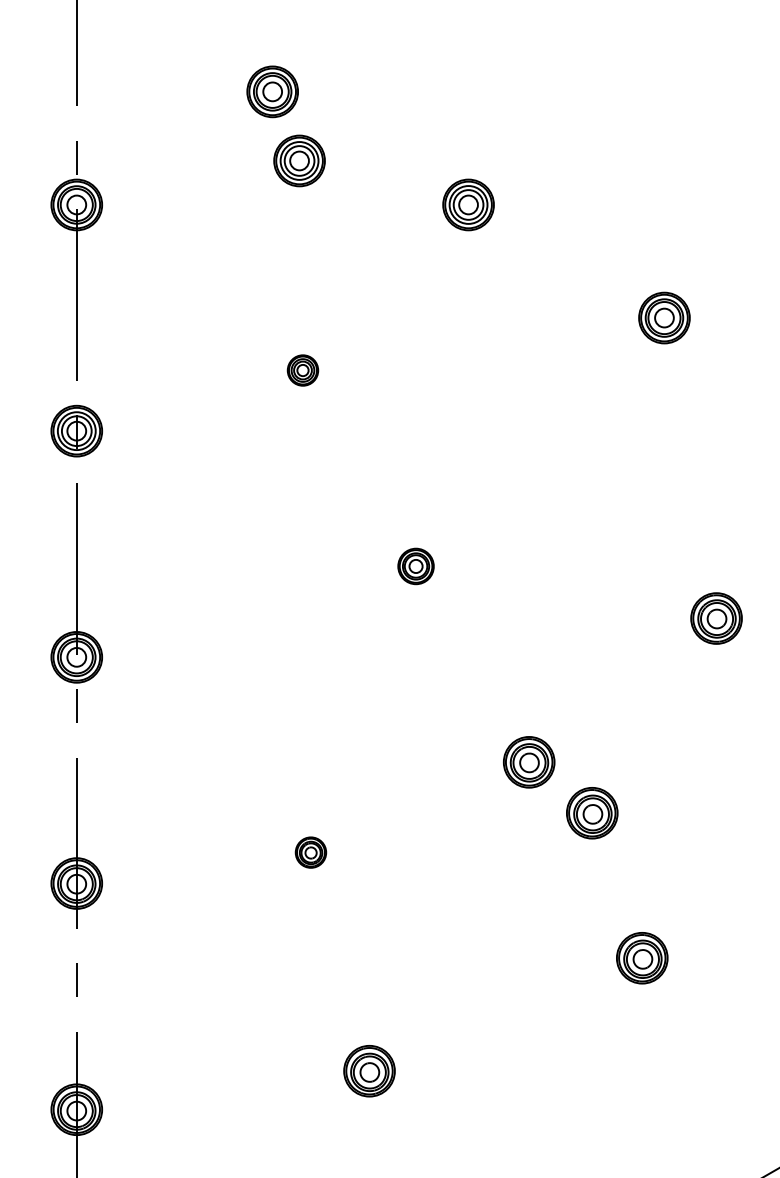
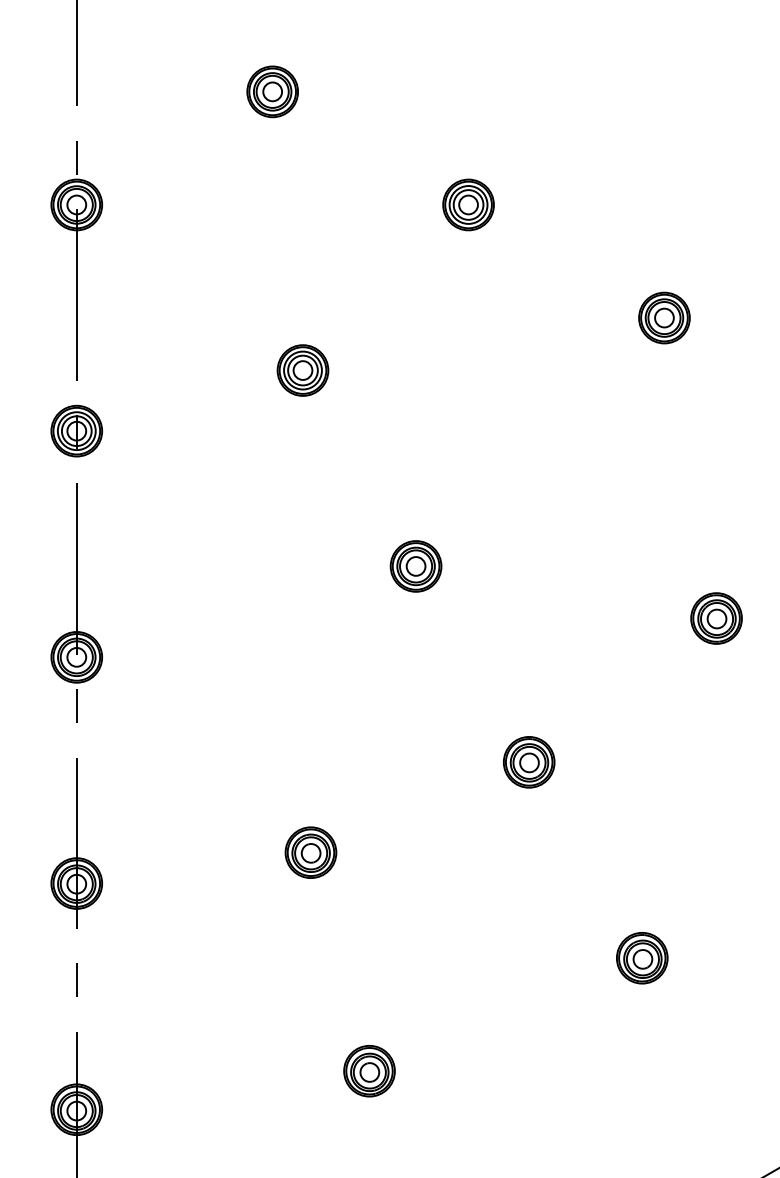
part: present -> none (299, 160)
part size: 34x33 px -> 54x53 px (302, 370)
part size: 38x39 px -> 54x53 px (415, 566)
part: present -> none (592, 813)
part size: 34x33 px -> 54x53 px (310, 852)
